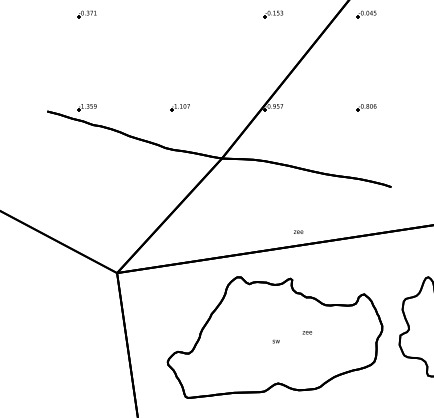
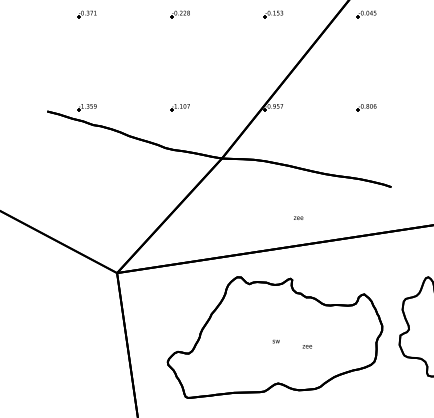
part: none -> present (179, 14)
text position: (298, 231) -> (298, 217) (298, 217)
text position: (307, 332) -> (307, 346) (307, 346)
